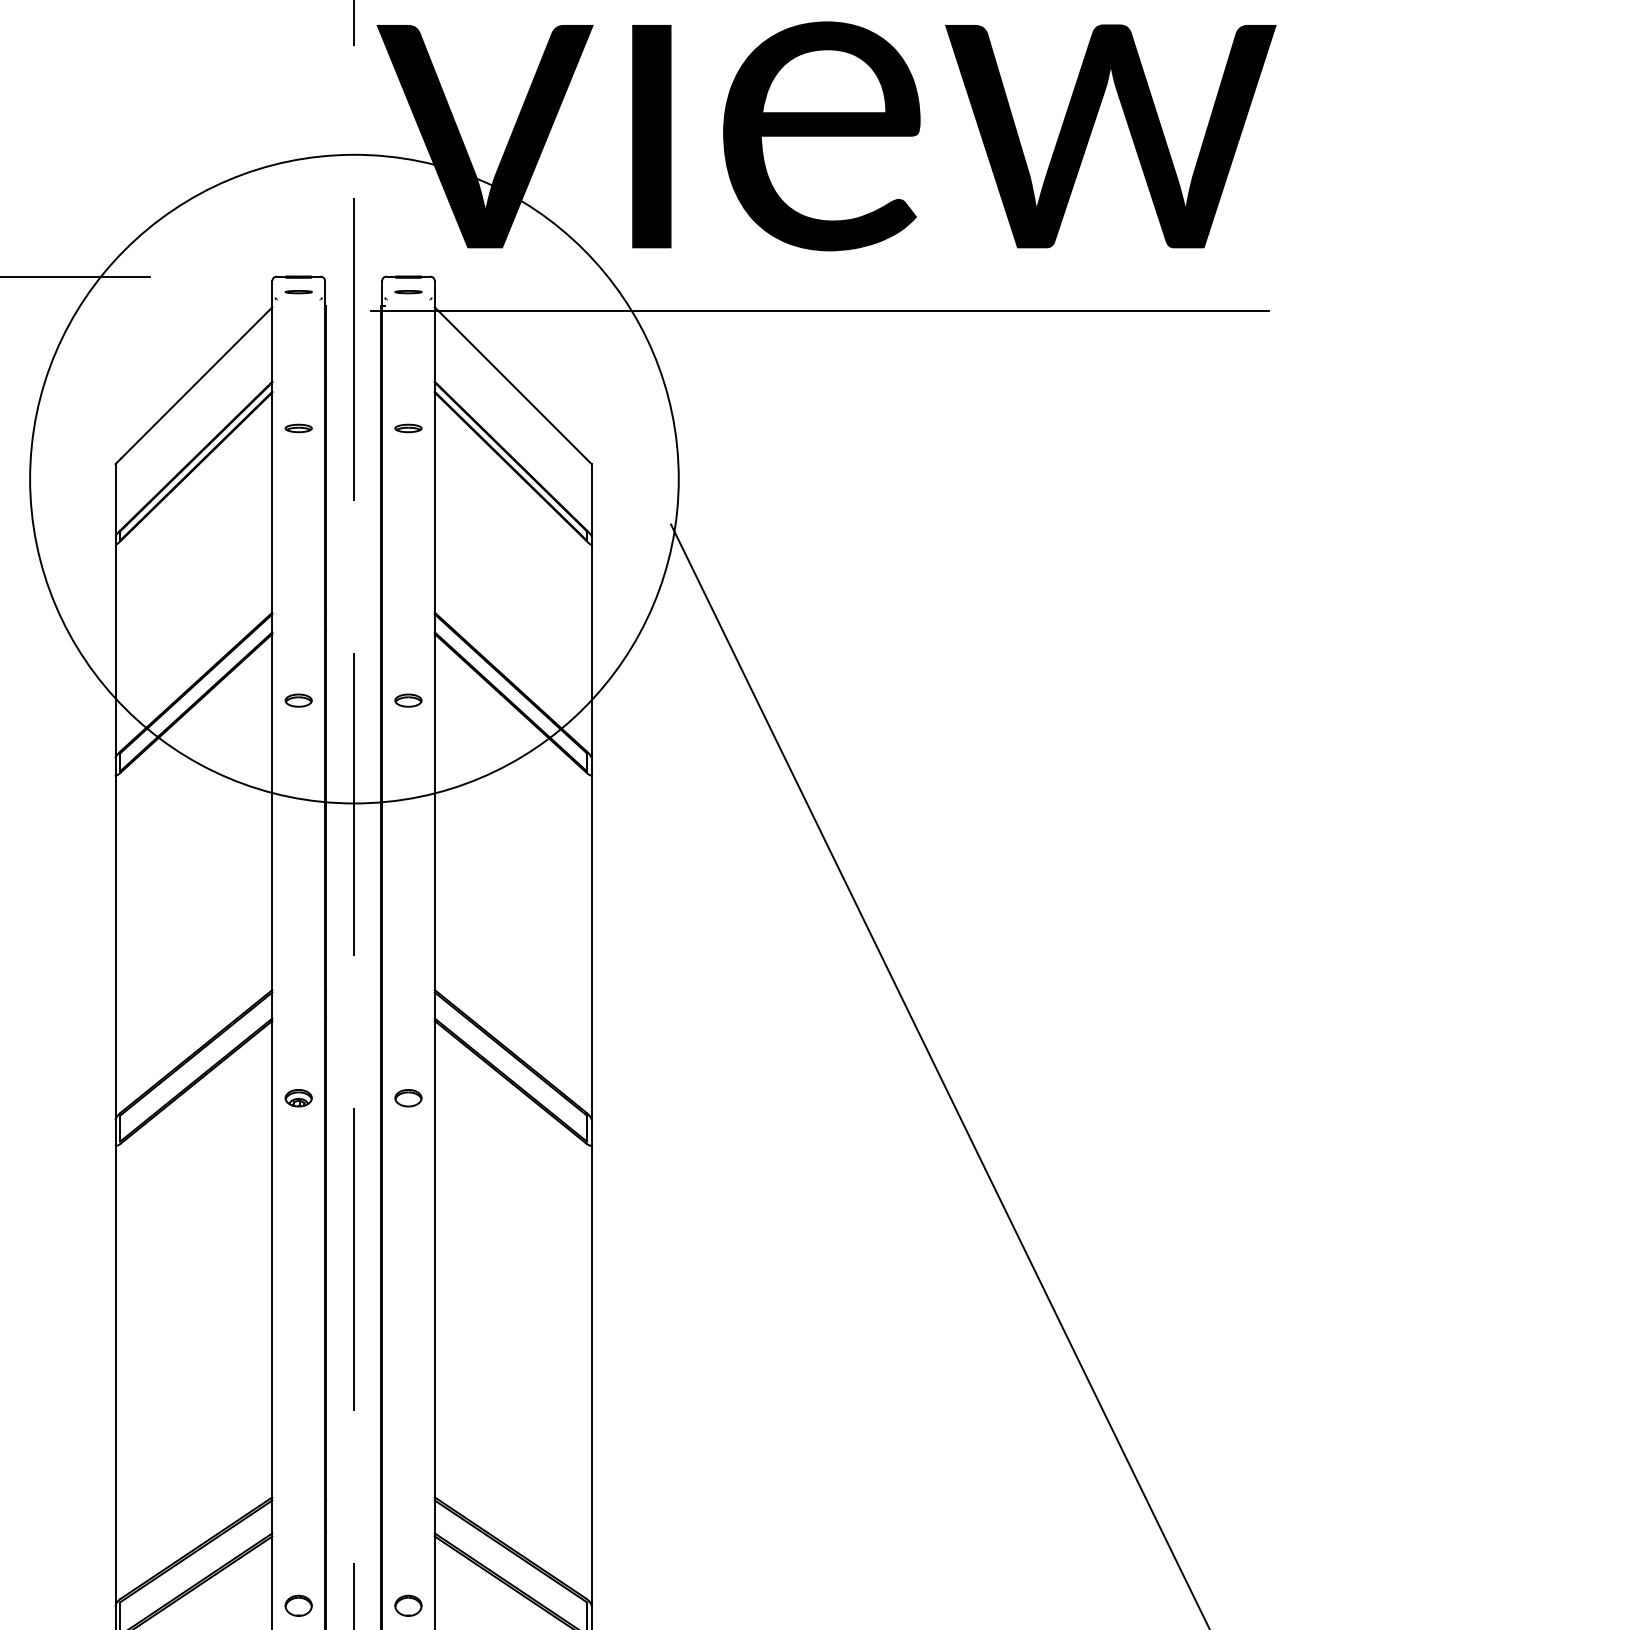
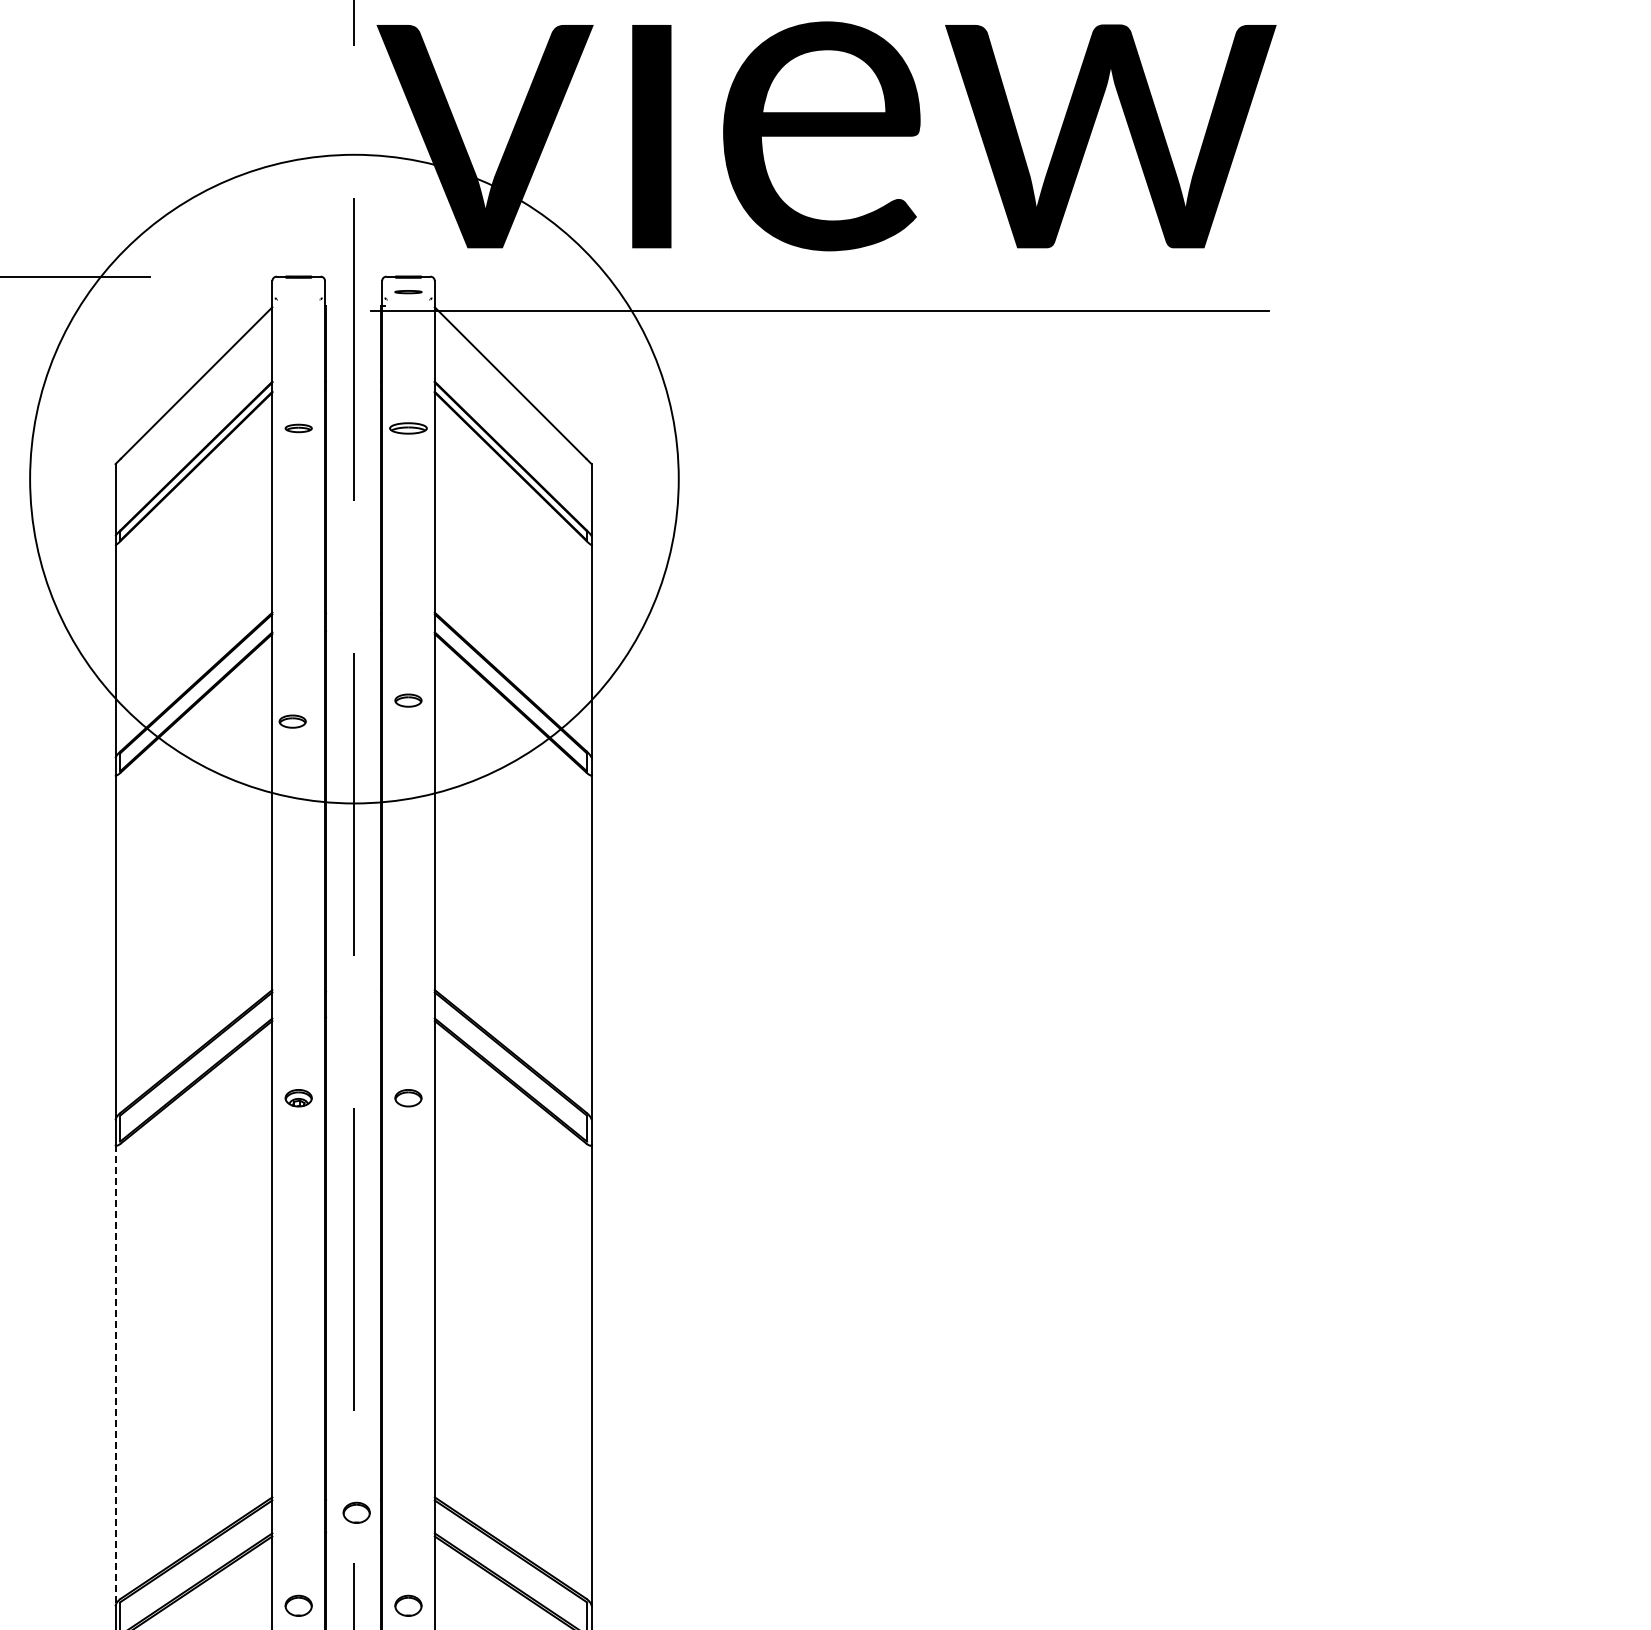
line: present -> none (298, 292)
part size: 29x11 px -> 39x13 px (408, 428)
part position: (298, 700) -> (292, 721) (292, 721)
line: present -> none (939, 1075)
line: solid -> dashed (115, 1375)
part: none -> present (356, 1512)
